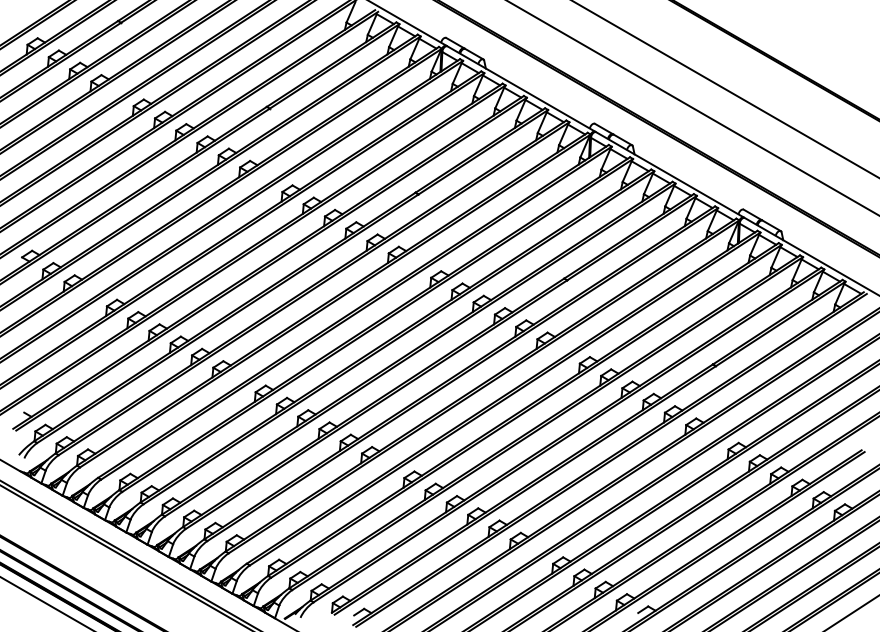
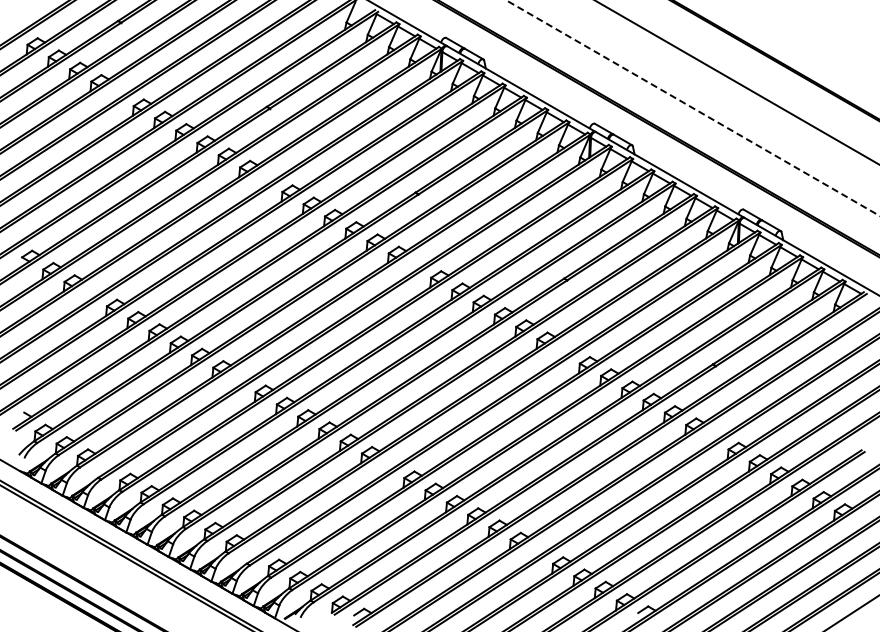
line position: (725, 89) -> (737, 82) (737, 82)
line: solid -> dashed (692, 107)
line: present -> none (46, 603)
